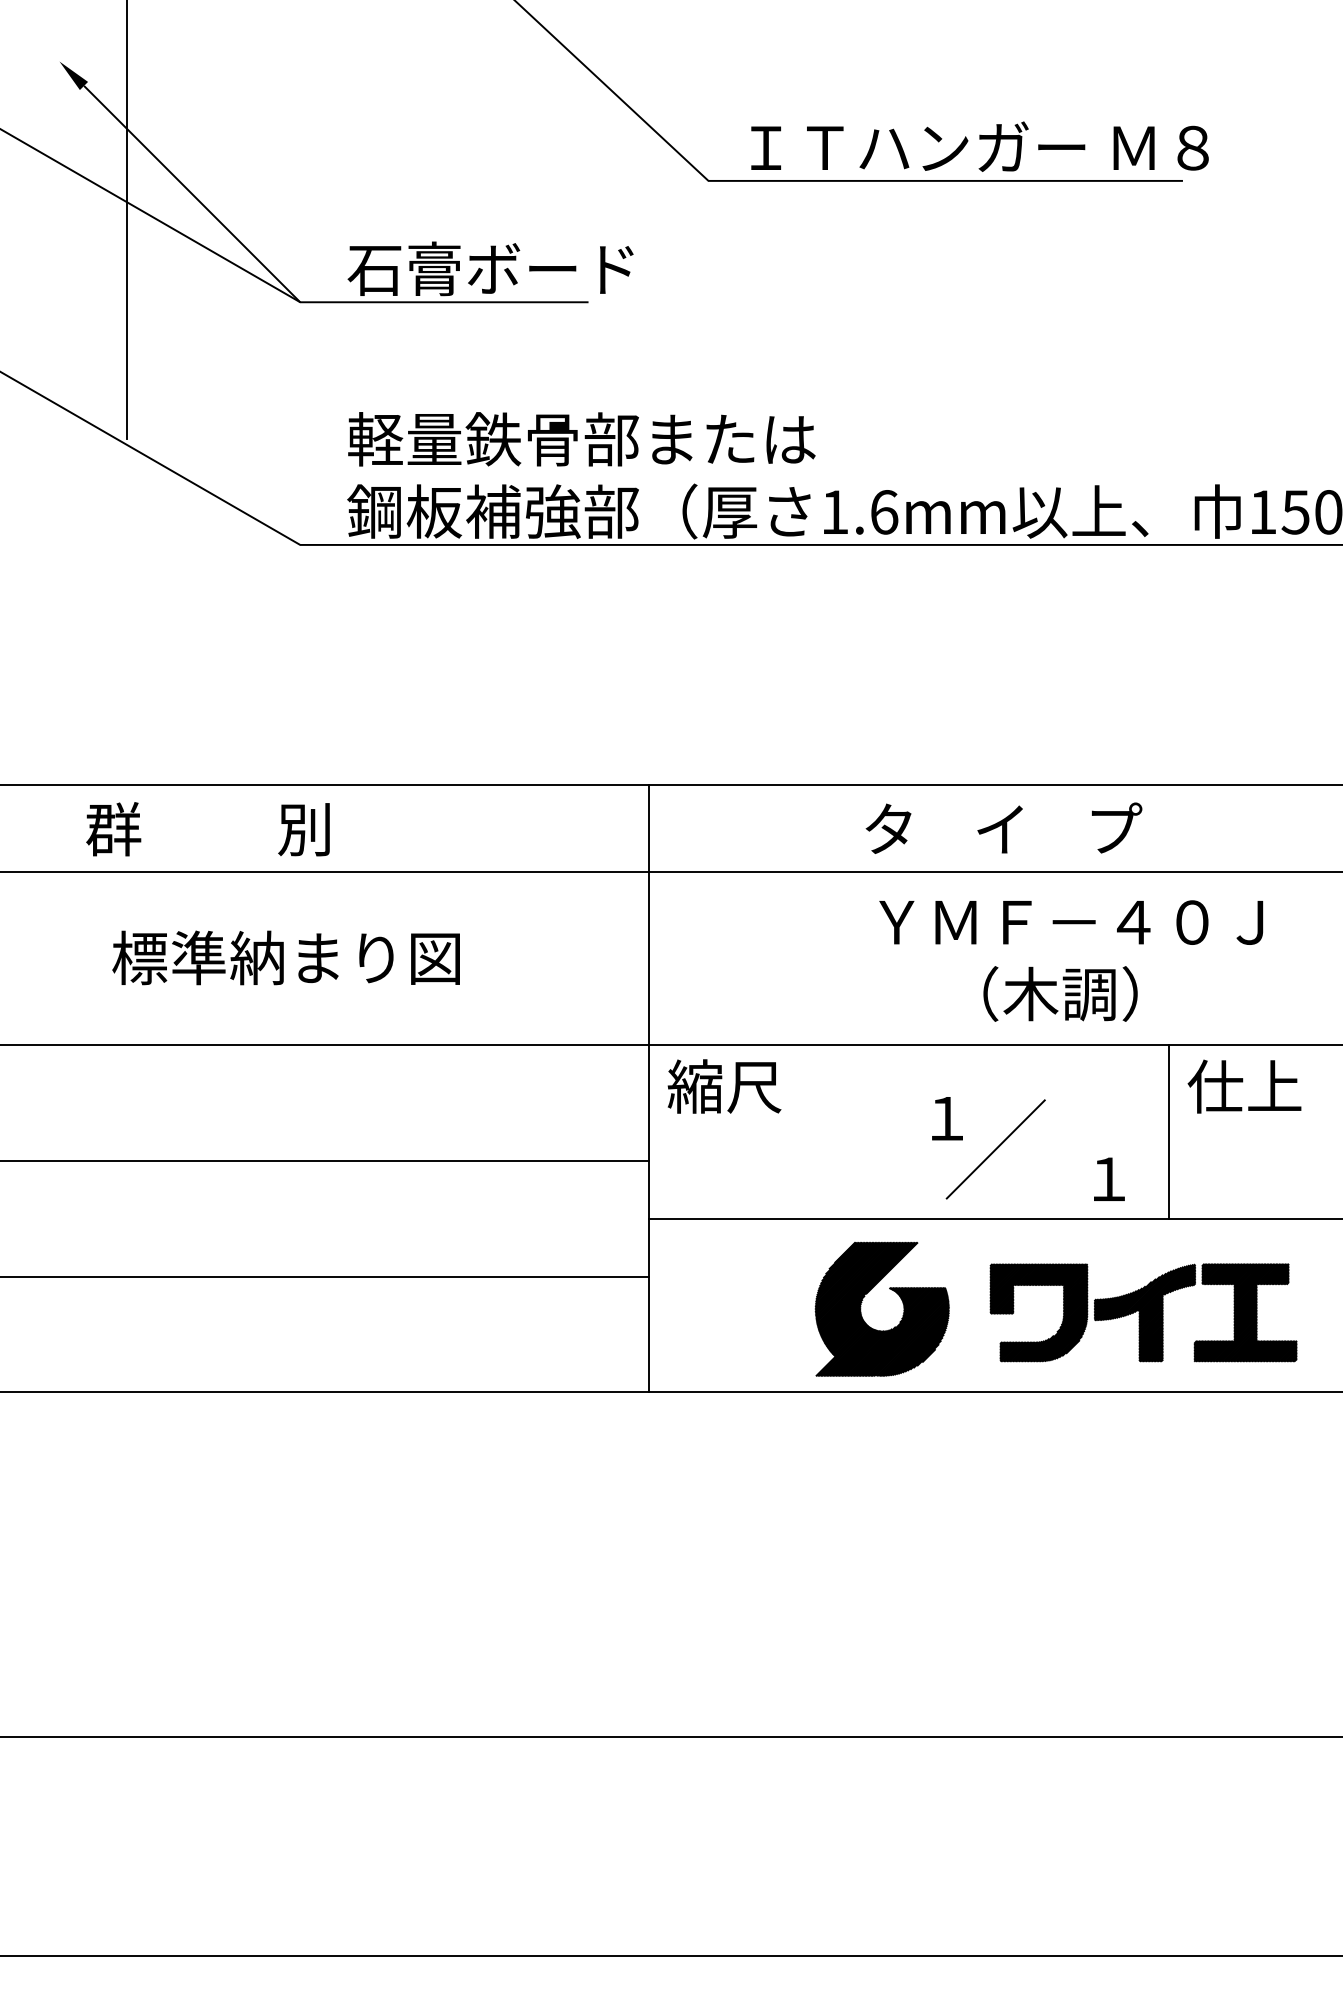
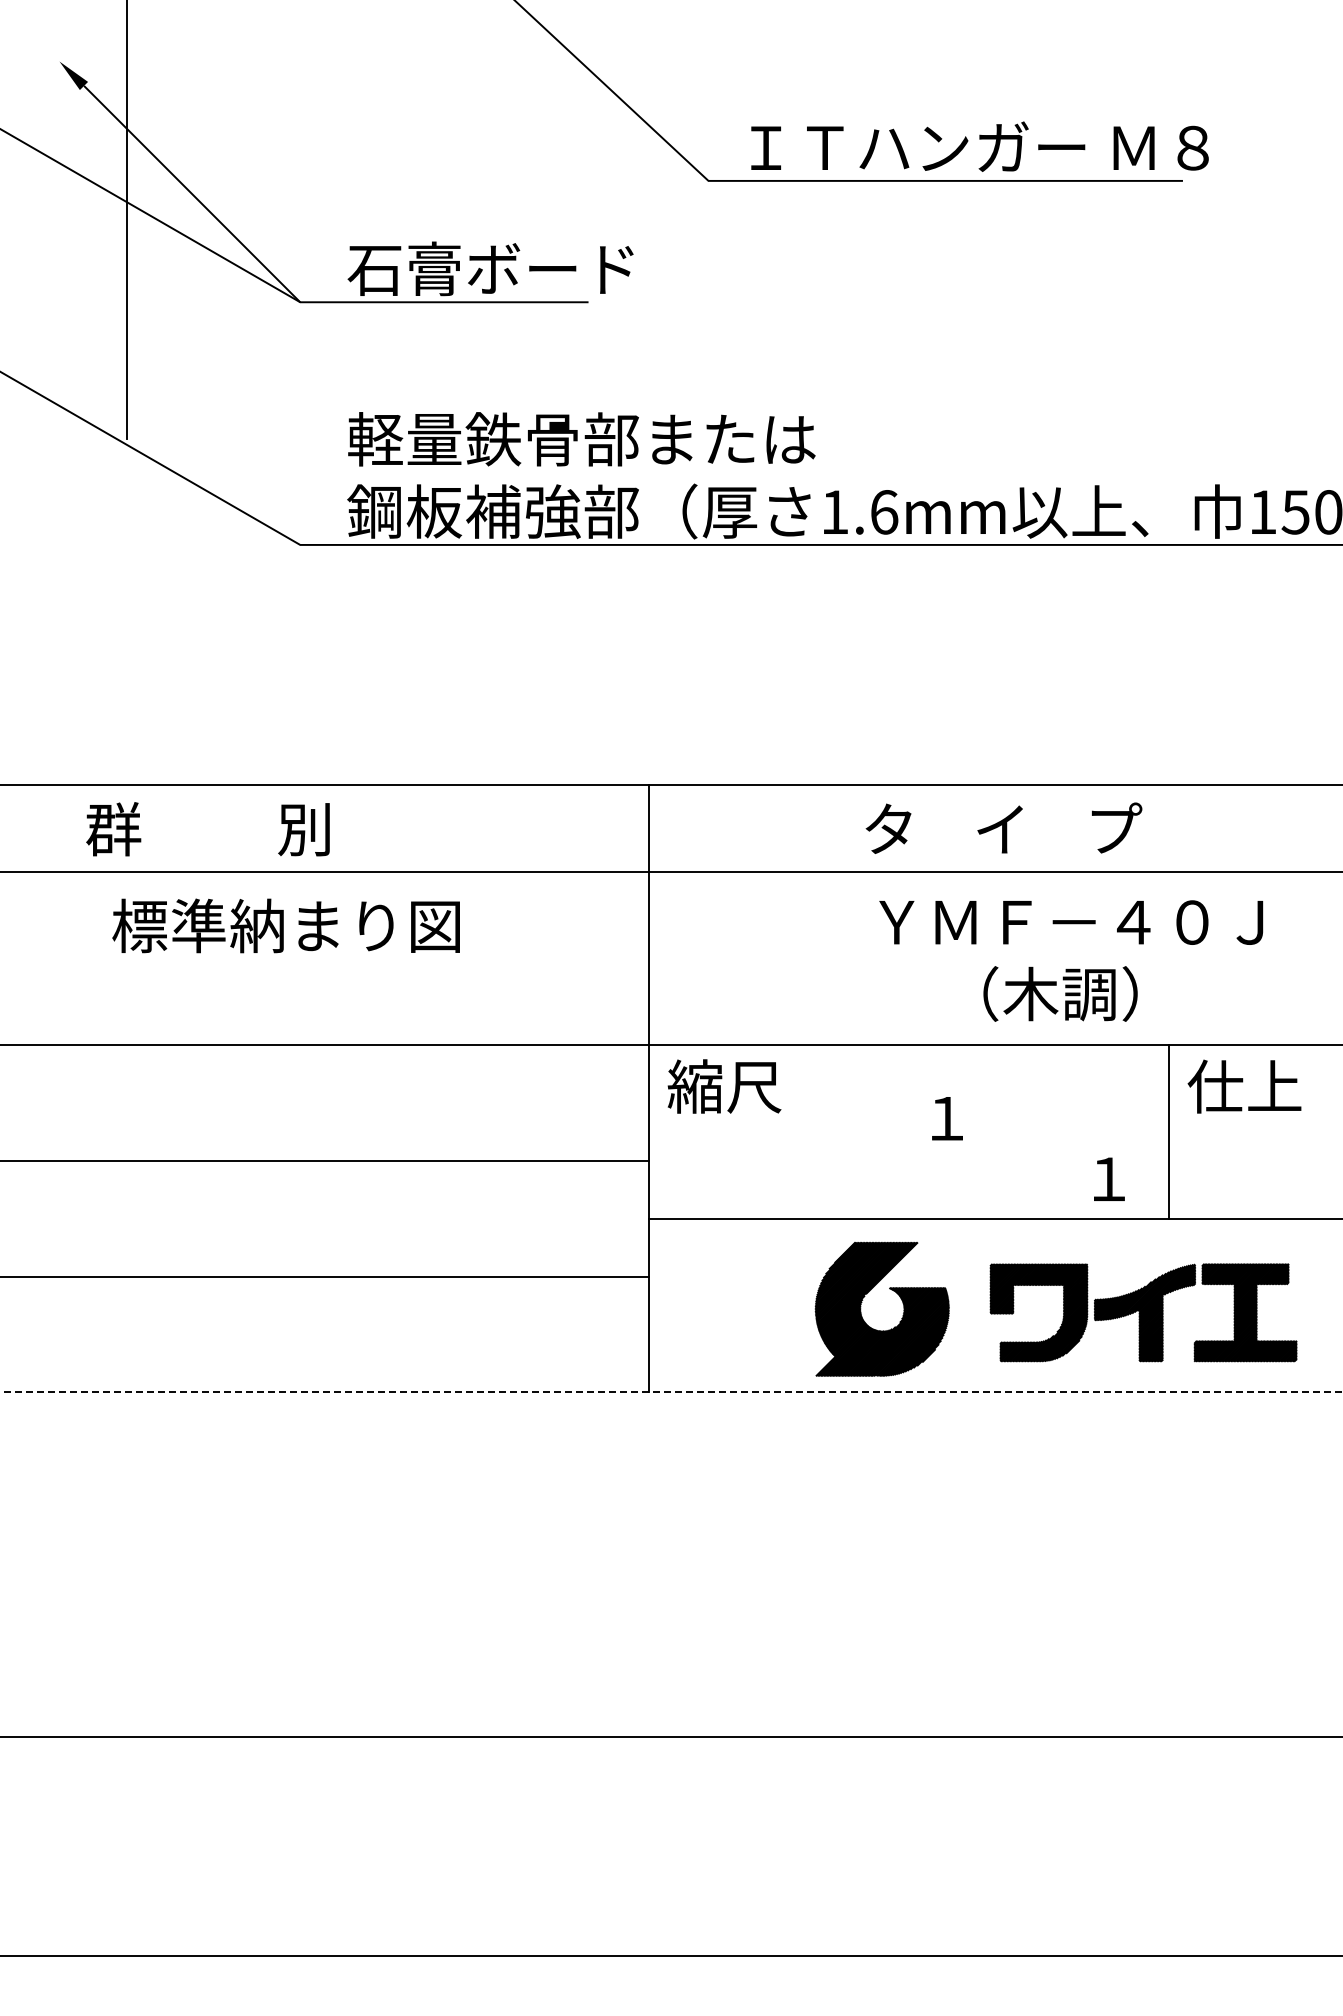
text position: (285, 957) -> (285, 925) (285, 925)
line: present -> none (995, 1149)
line: solid -> dashed (671, 1392)
